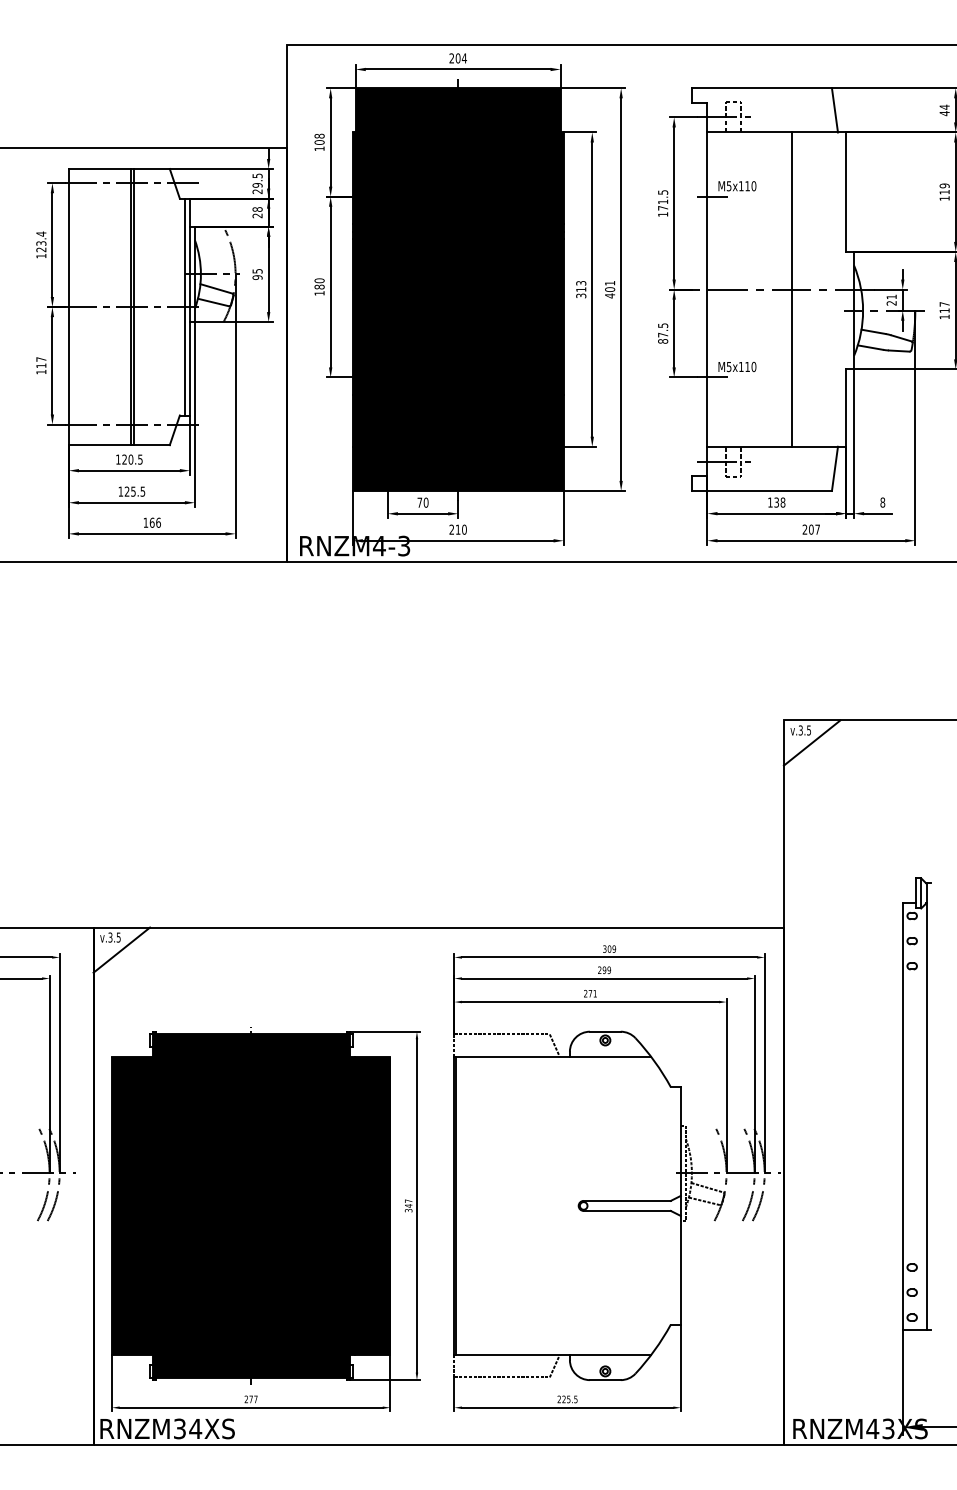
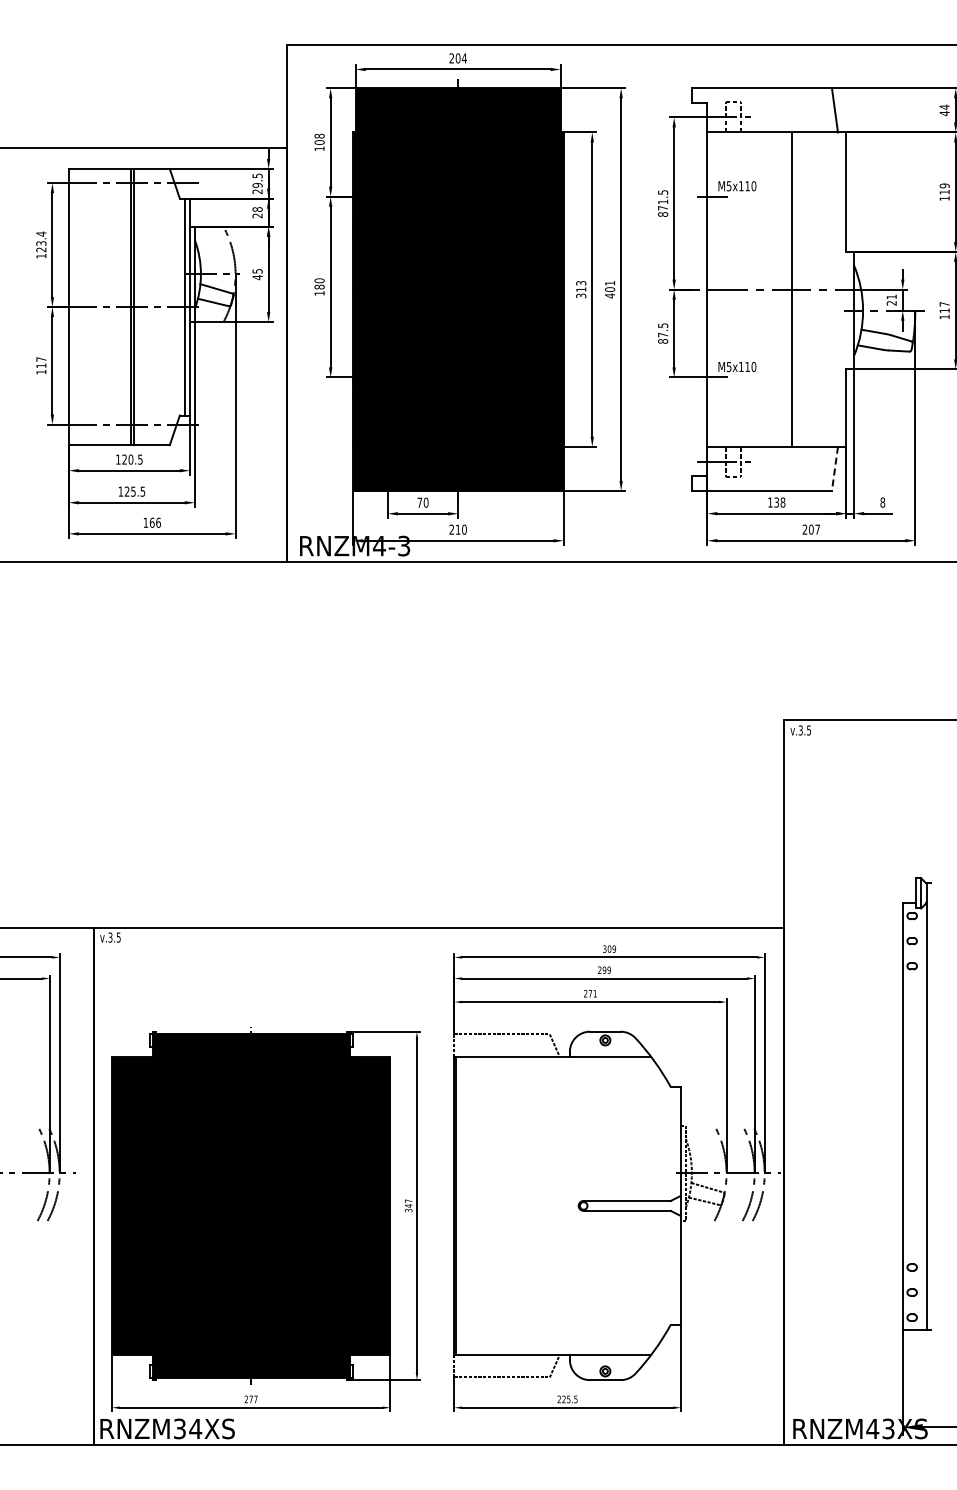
text: 171.5 -> 871.5 (663, 214)
text: 95 -> 45 (257, 277)
line: solid -> dashed (834, 469)
line: present -> none (811, 742)
line: present -> none (121, 949)
